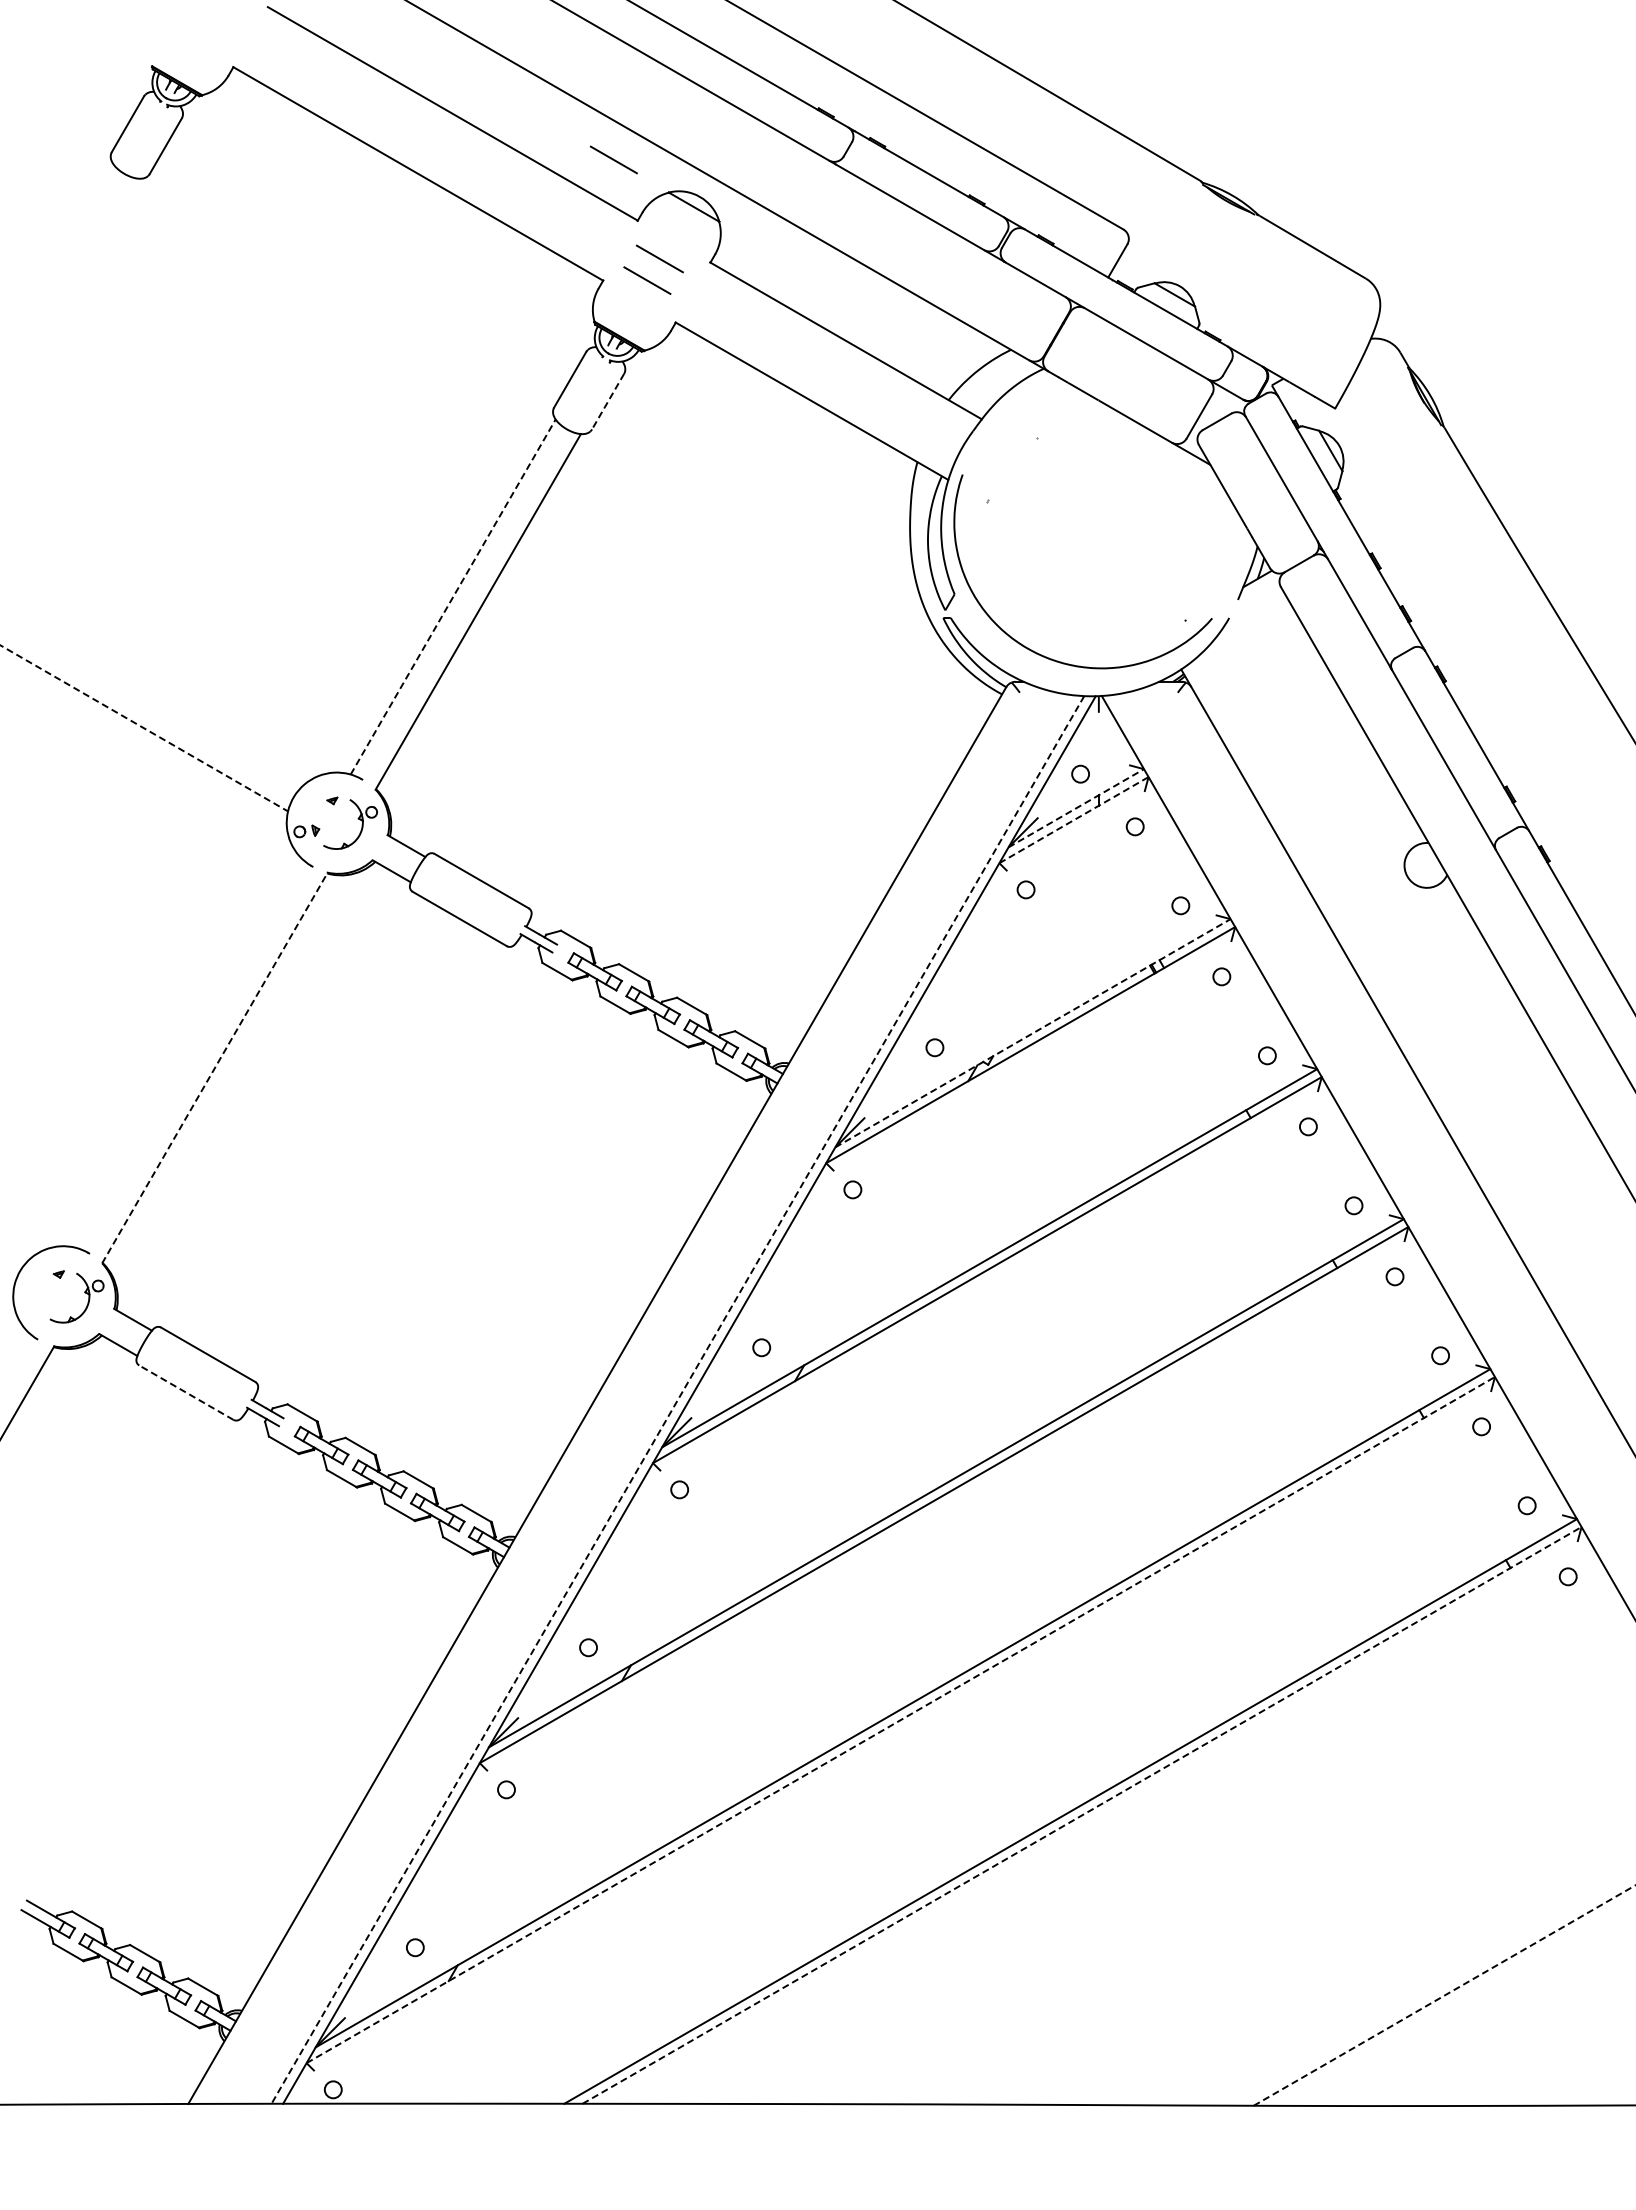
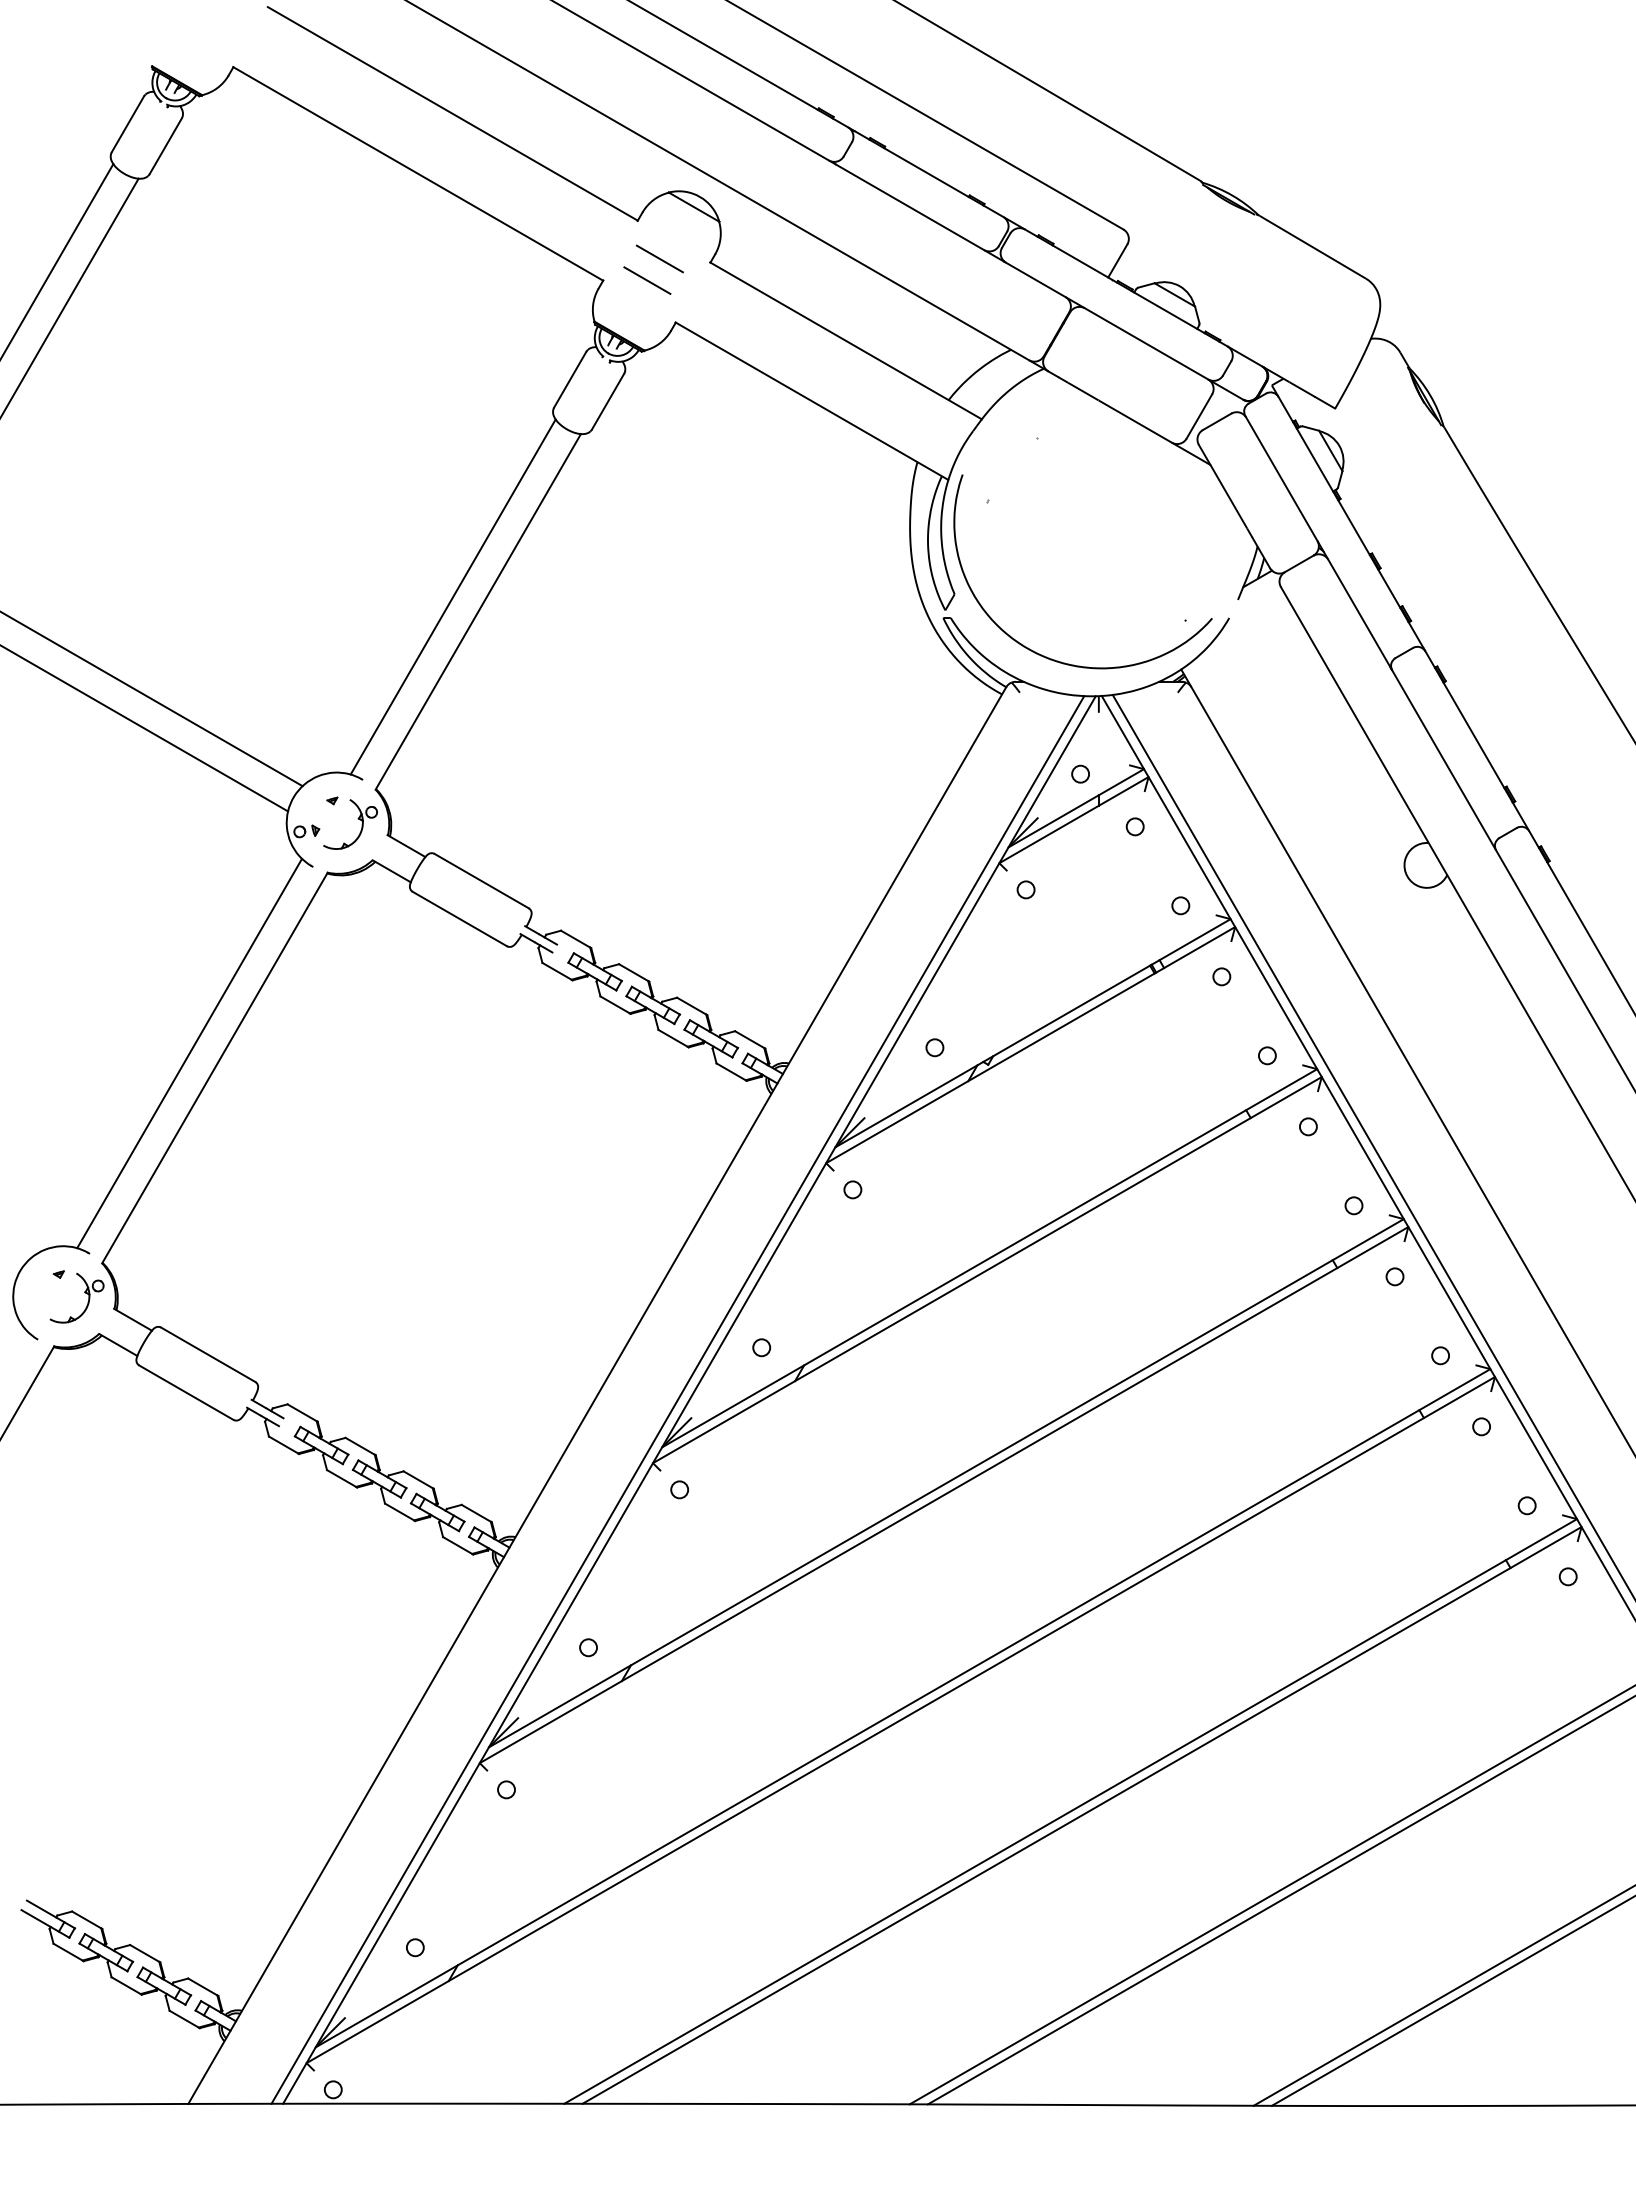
line: present -> none (613, 159)
line: none -> present (57, 260)
line: none -> present (70, 296)
line: dashed -> solid (607, 402)
line: dashed -> solid (453, 597)
line: none -> present (152, 699)
line: dashed -> solid (144, 728)
line: dashed -> solid (1076, 808)
line: dashed -> solid (1074, 819)
line: dashed -> solid (1033, 1033)
line: none -> present (189, 1053)
line: dashed -> solid (215, 1067)
line: none -> present (1372, 1145)
line: dashed -> solid (185, 1392)
line: dashed -> solid (677, 1399)
line: dashed -> solid (901, 1719)
line: dashed -> solid (1082, 1815)
line: none -> present (1270, 1895)
line: none -> present (1279, 1900)
line: dashed -> solid (1444, 1995)
line: none -> present (1451, 2001)
